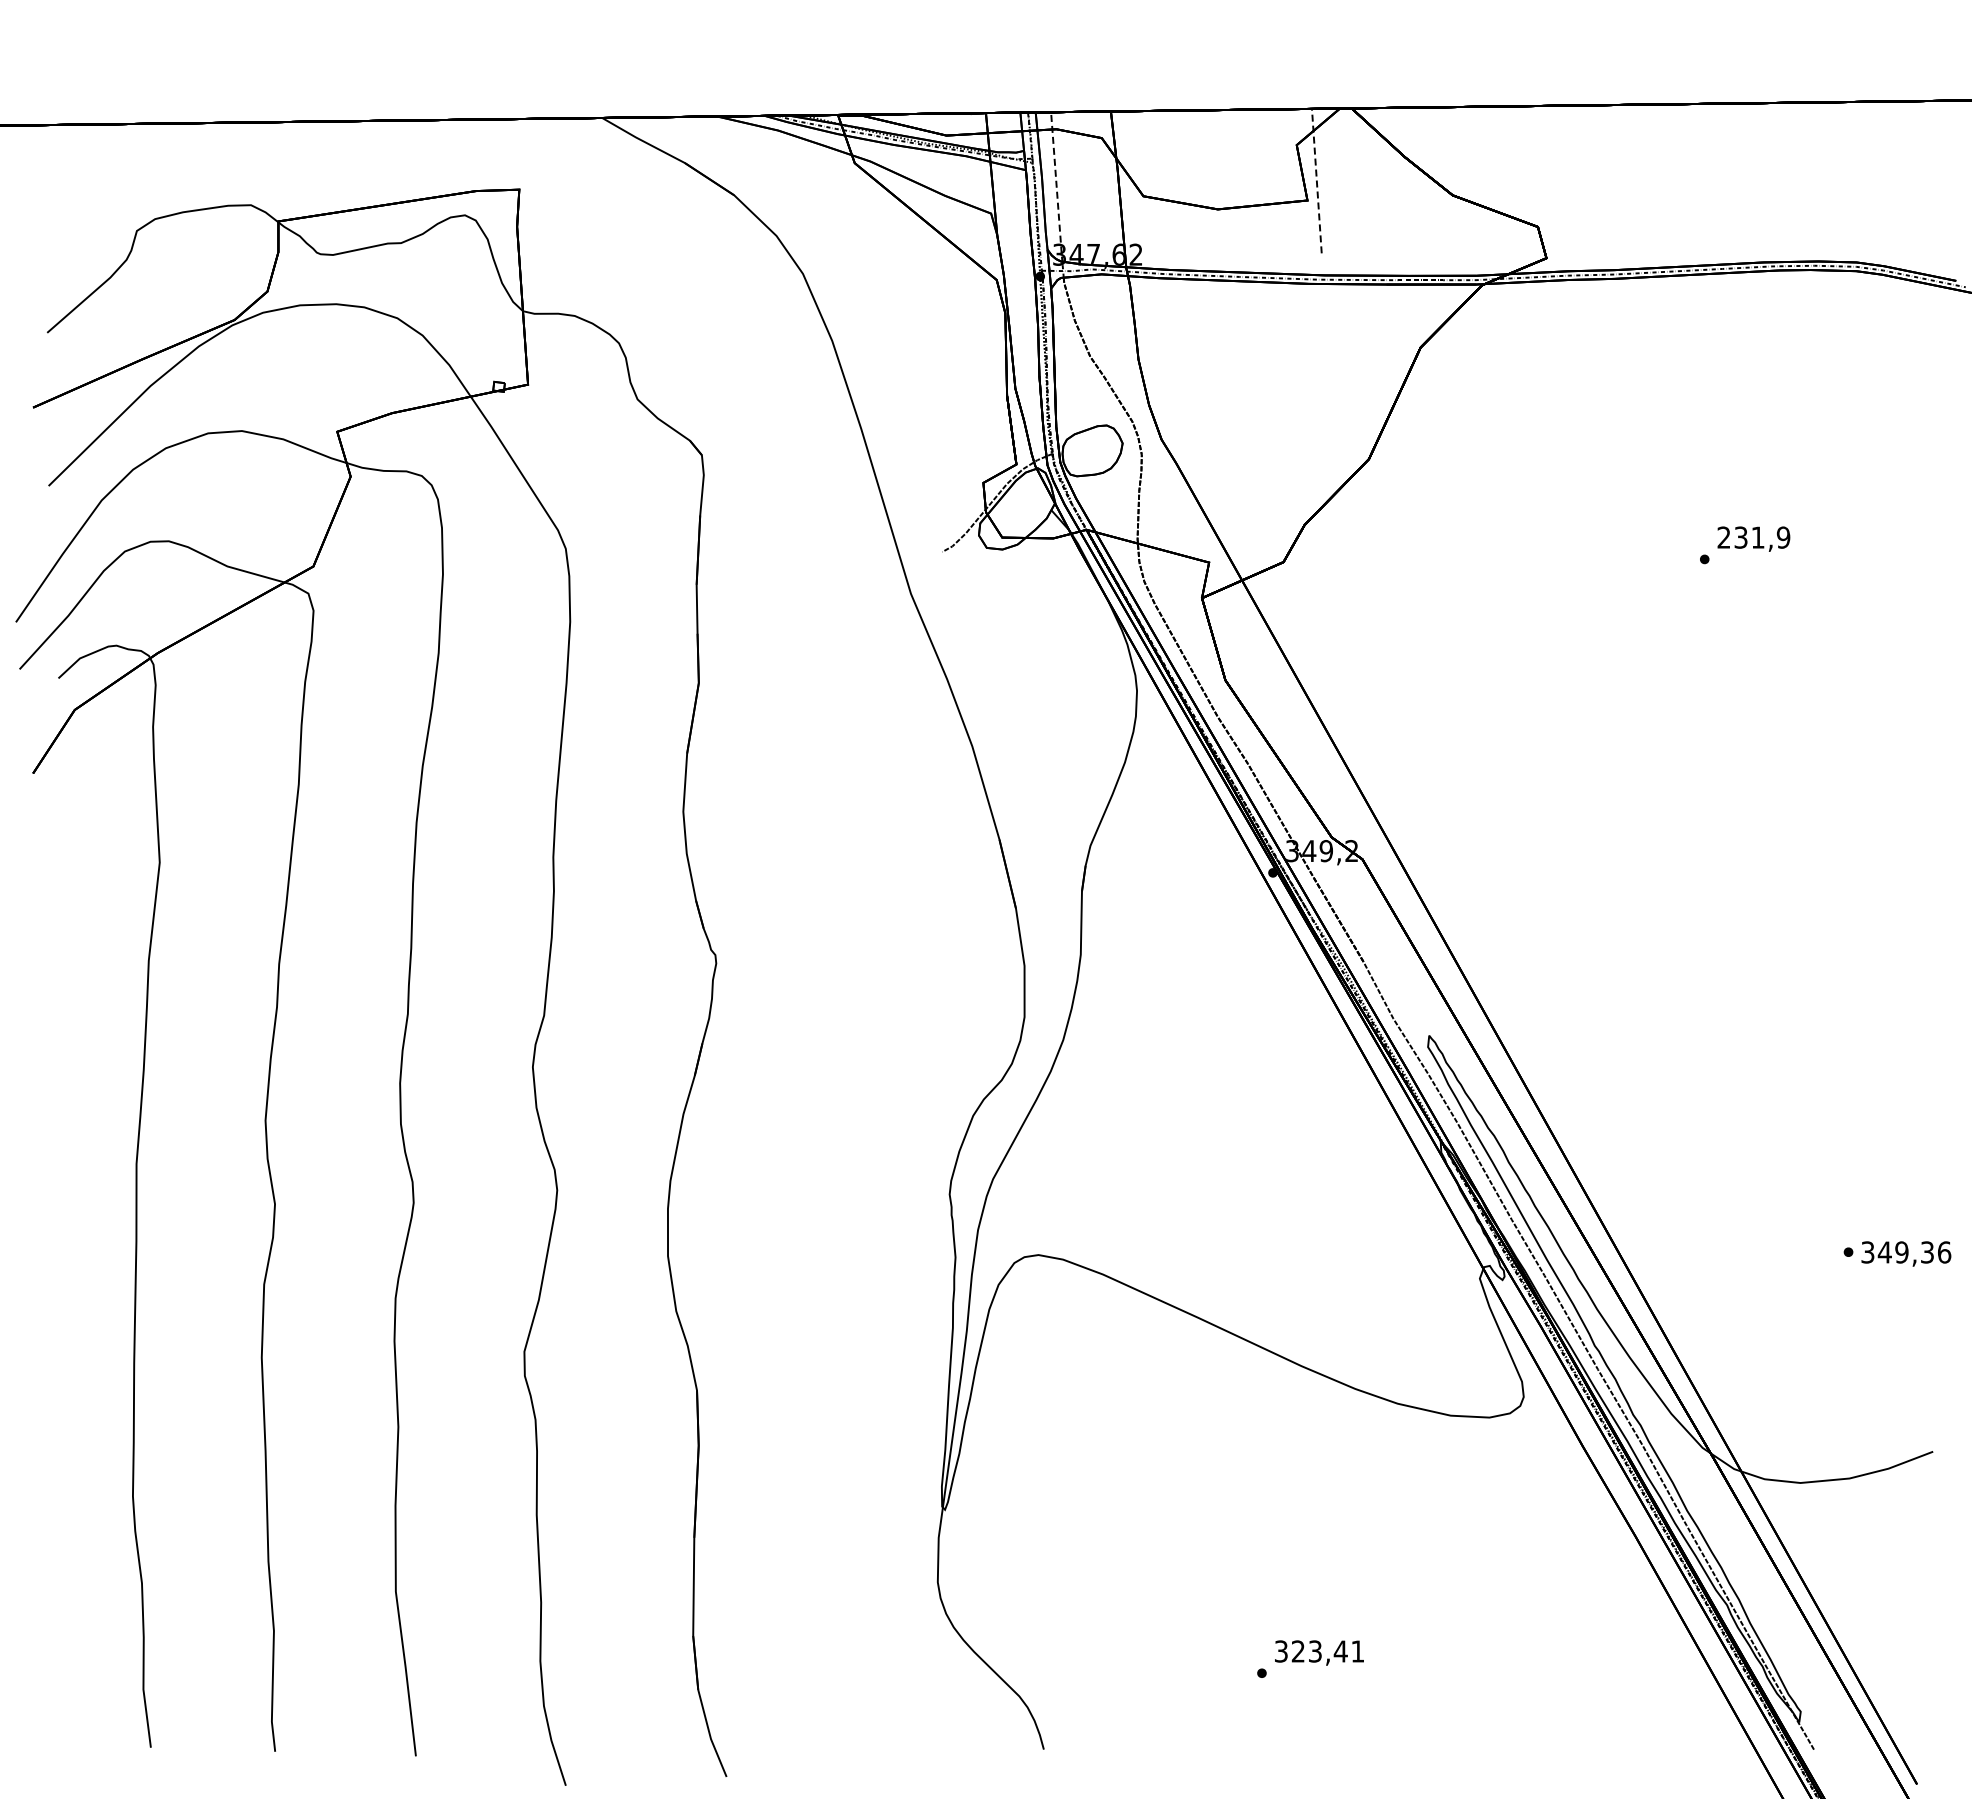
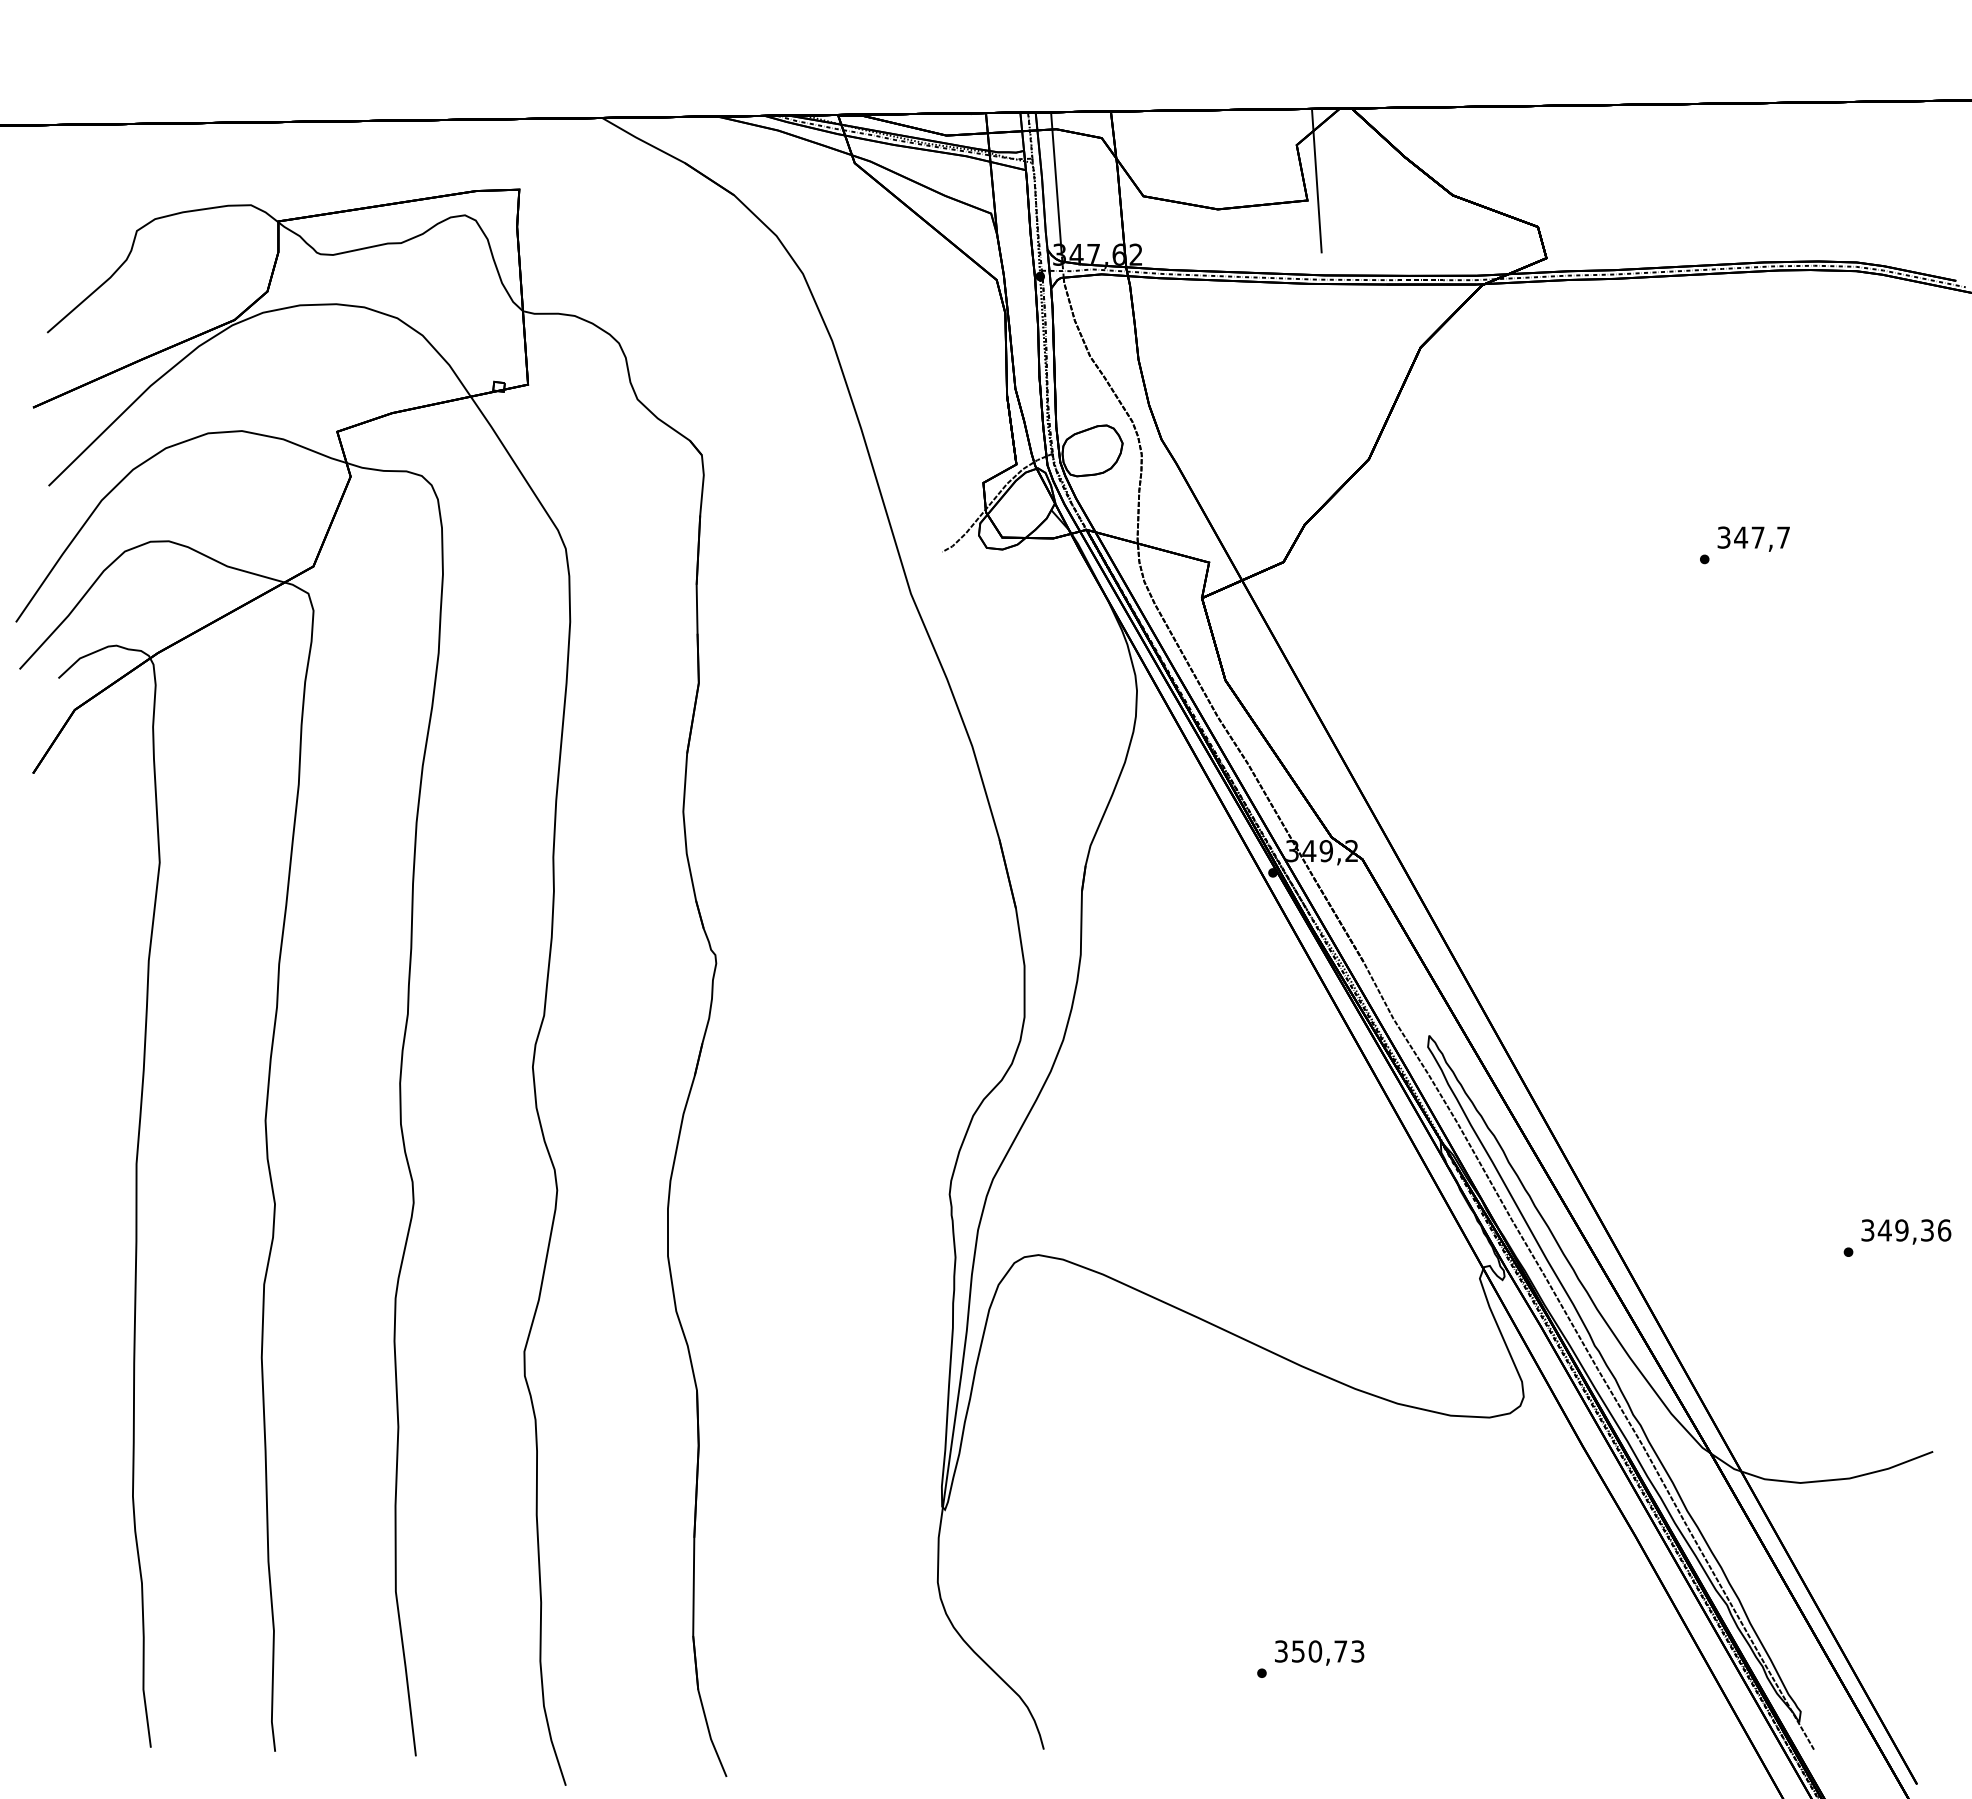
line: dashed -> solid (1316, 180)
line: dashed -> solid (1056, 182)
text: 231,9 -> 347,7 (1753, 537)
text position: (1906, 1253) -> (1906, 1231) (1906, 1231)
text: 323,41 -> 350,73 (1327, 1651)
